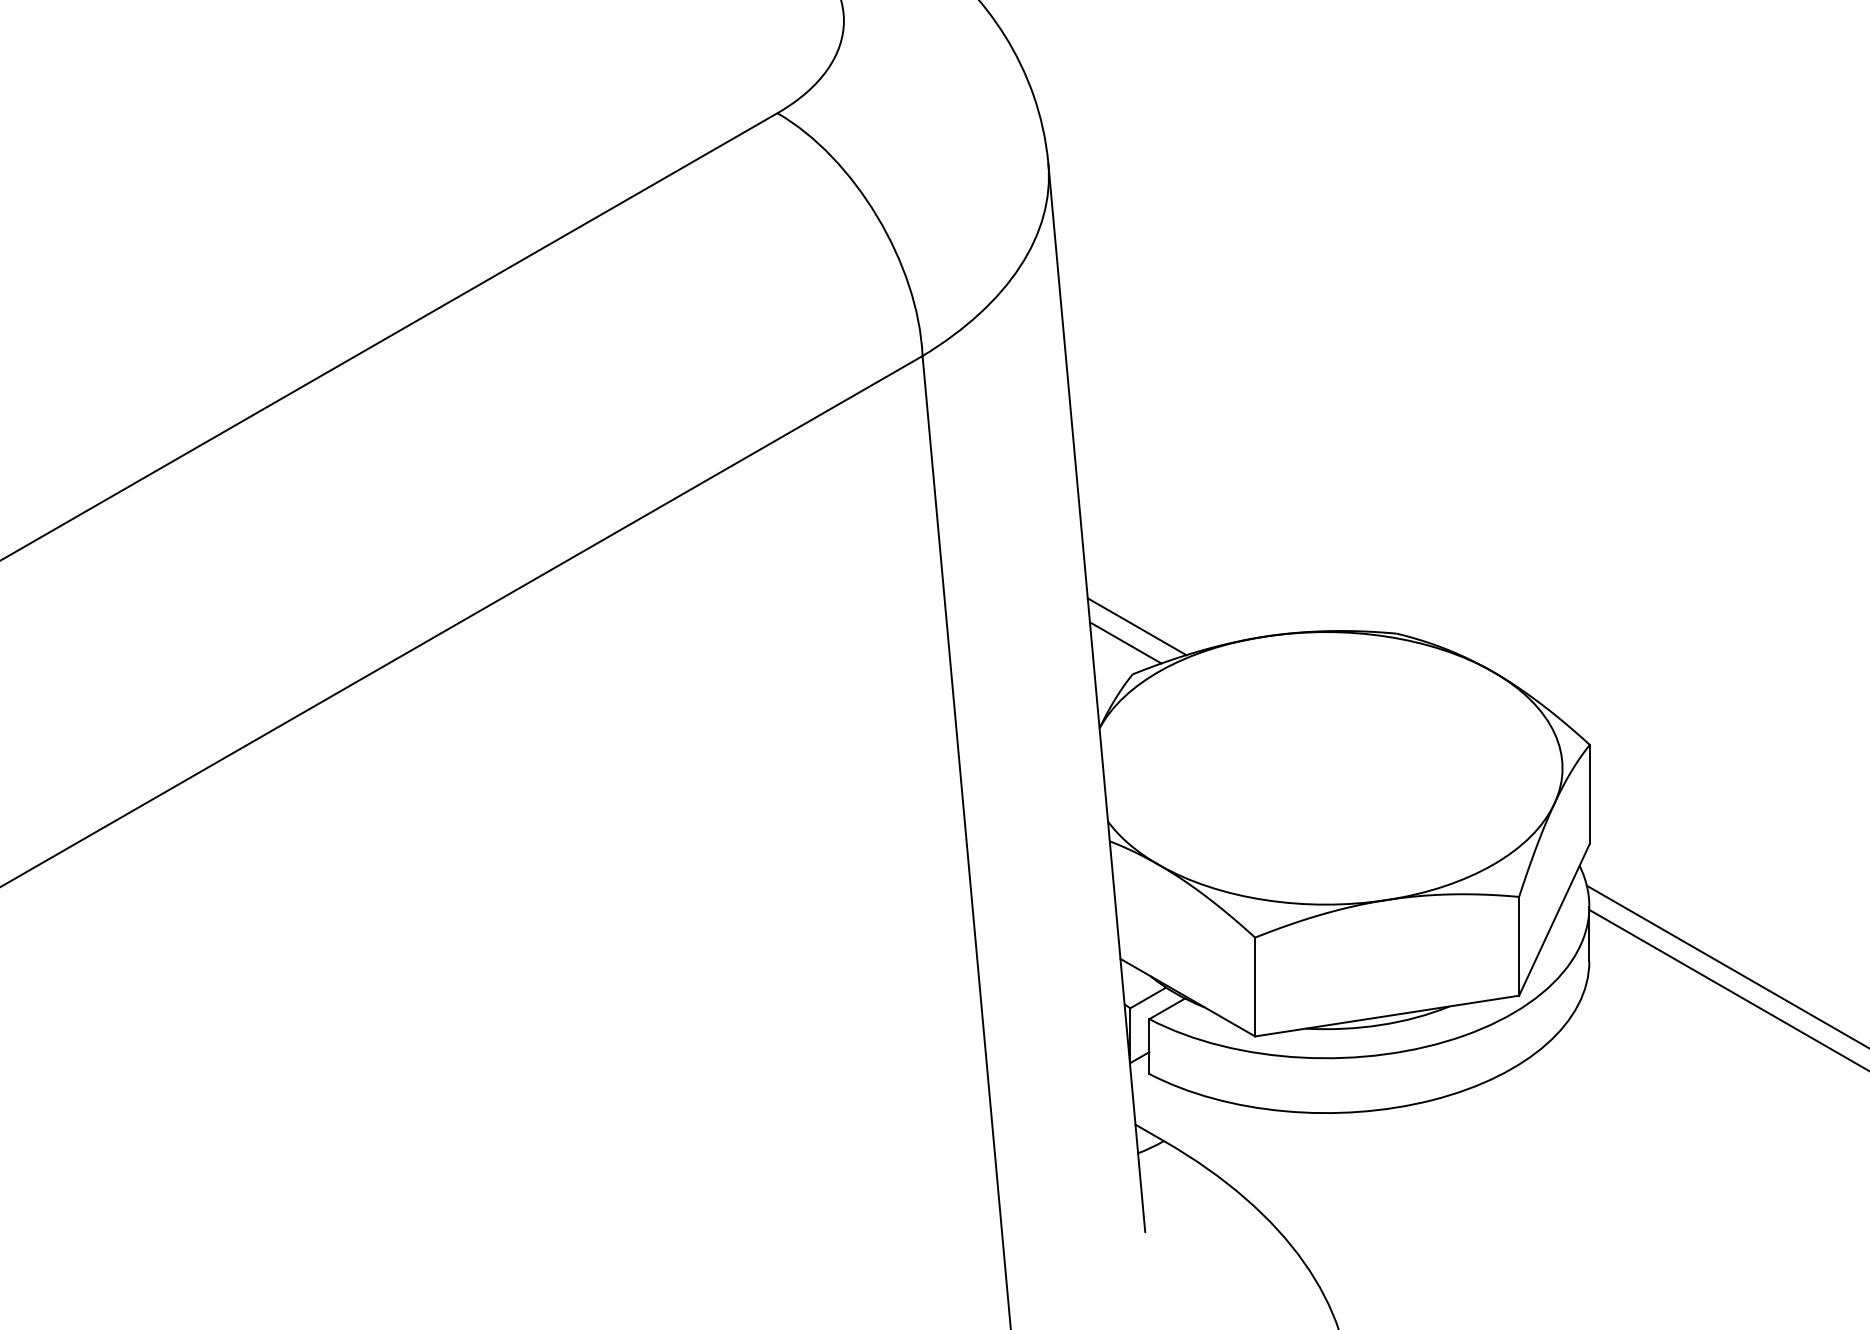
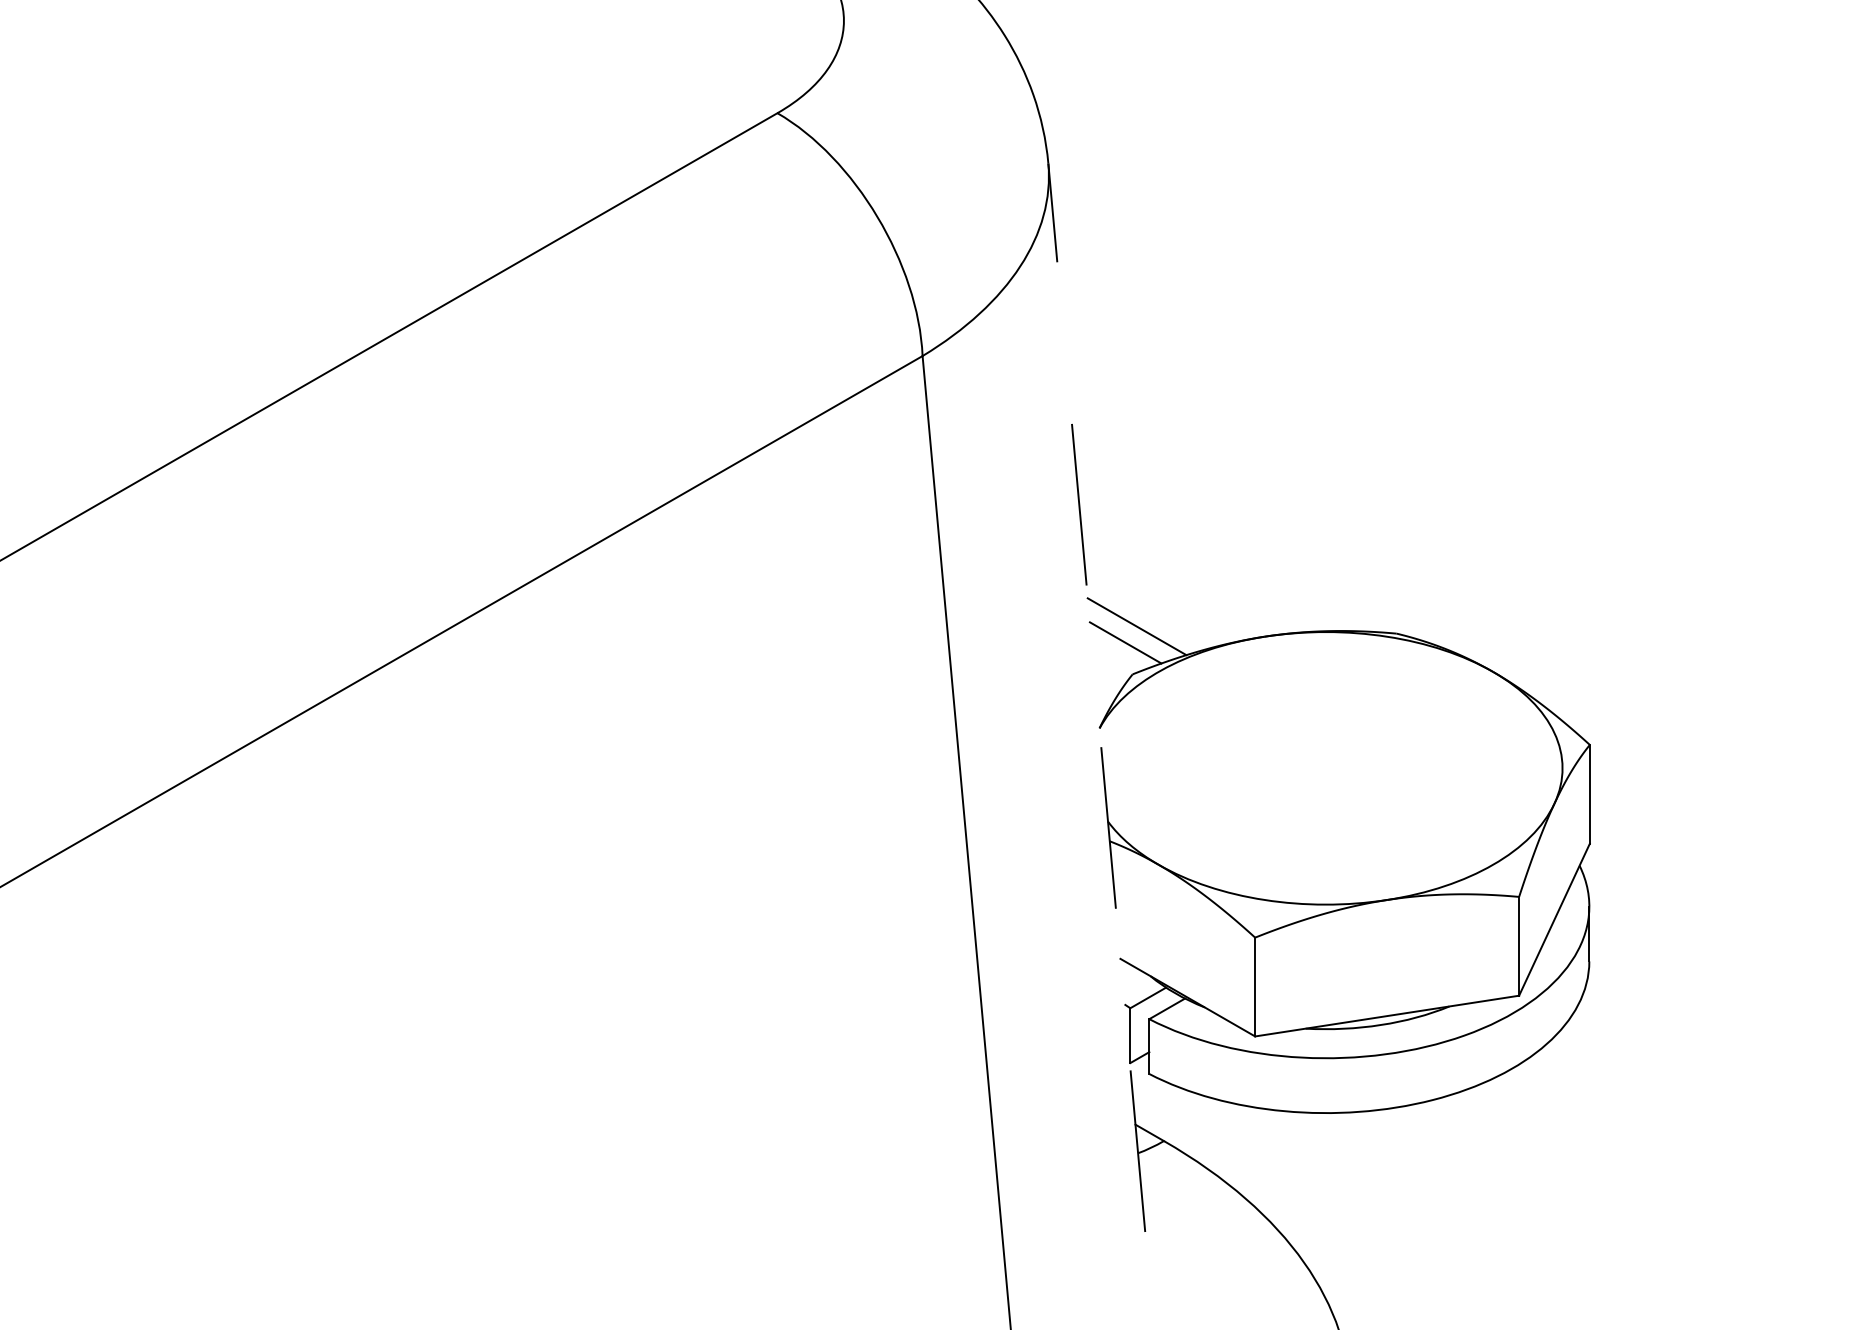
line: solid -> dashed (1096, 697)
line: present -> none (1726, 965)
line: present -> none (1727, 989)
